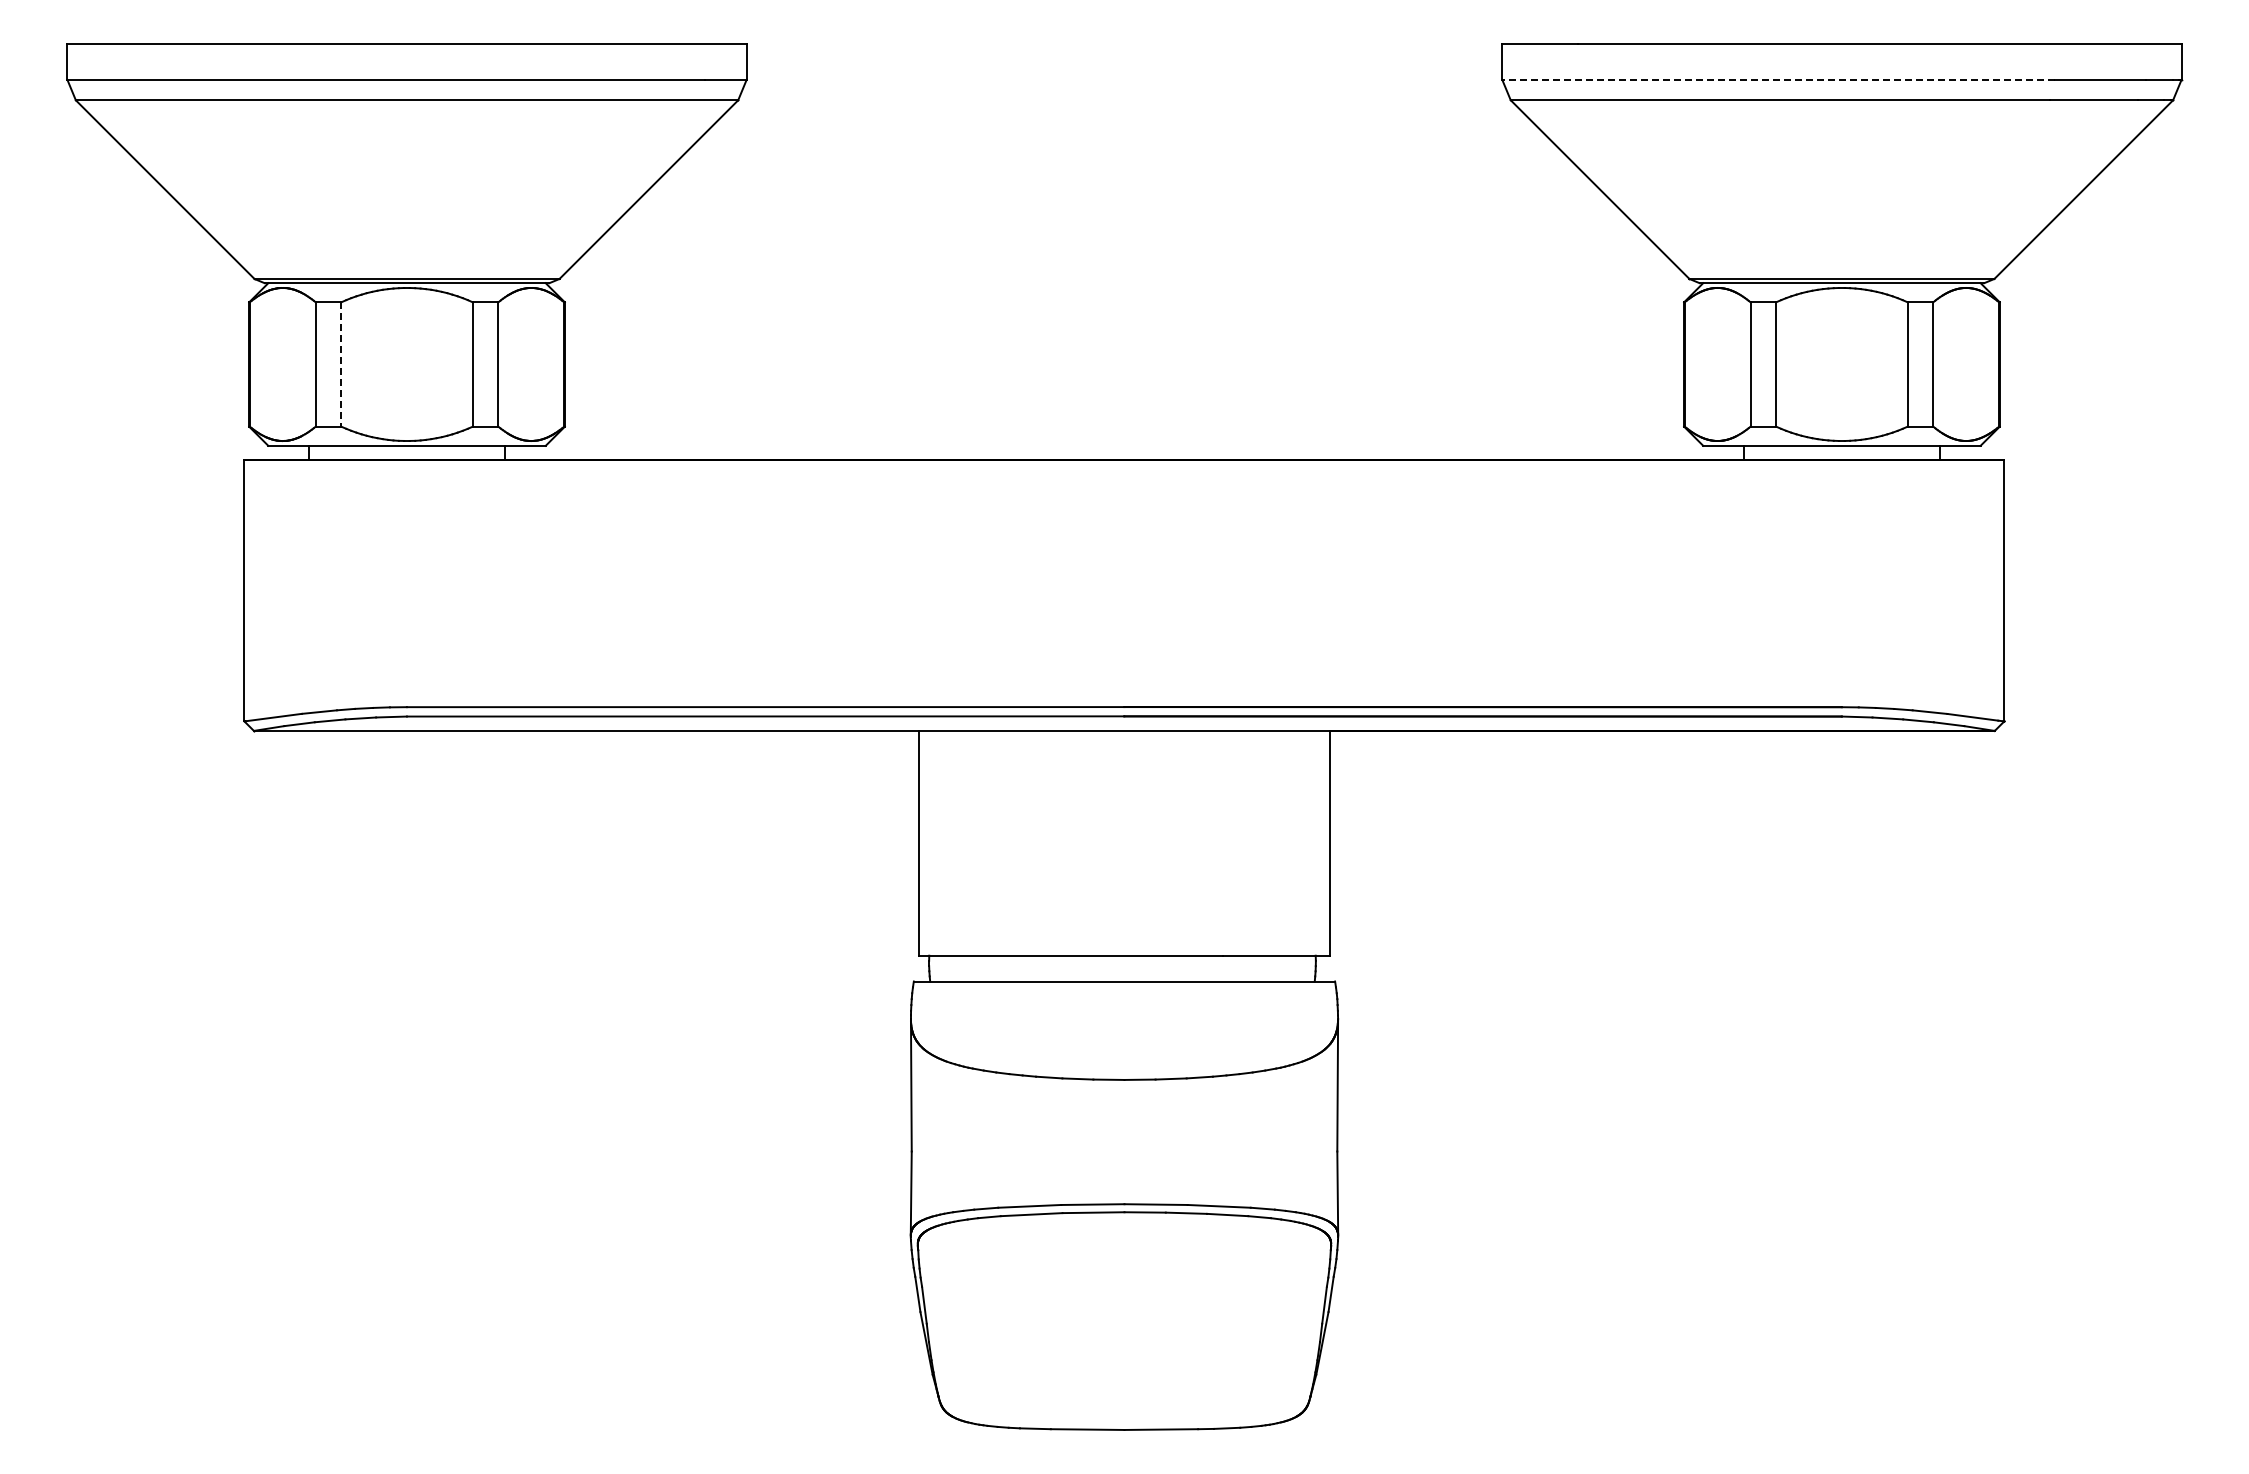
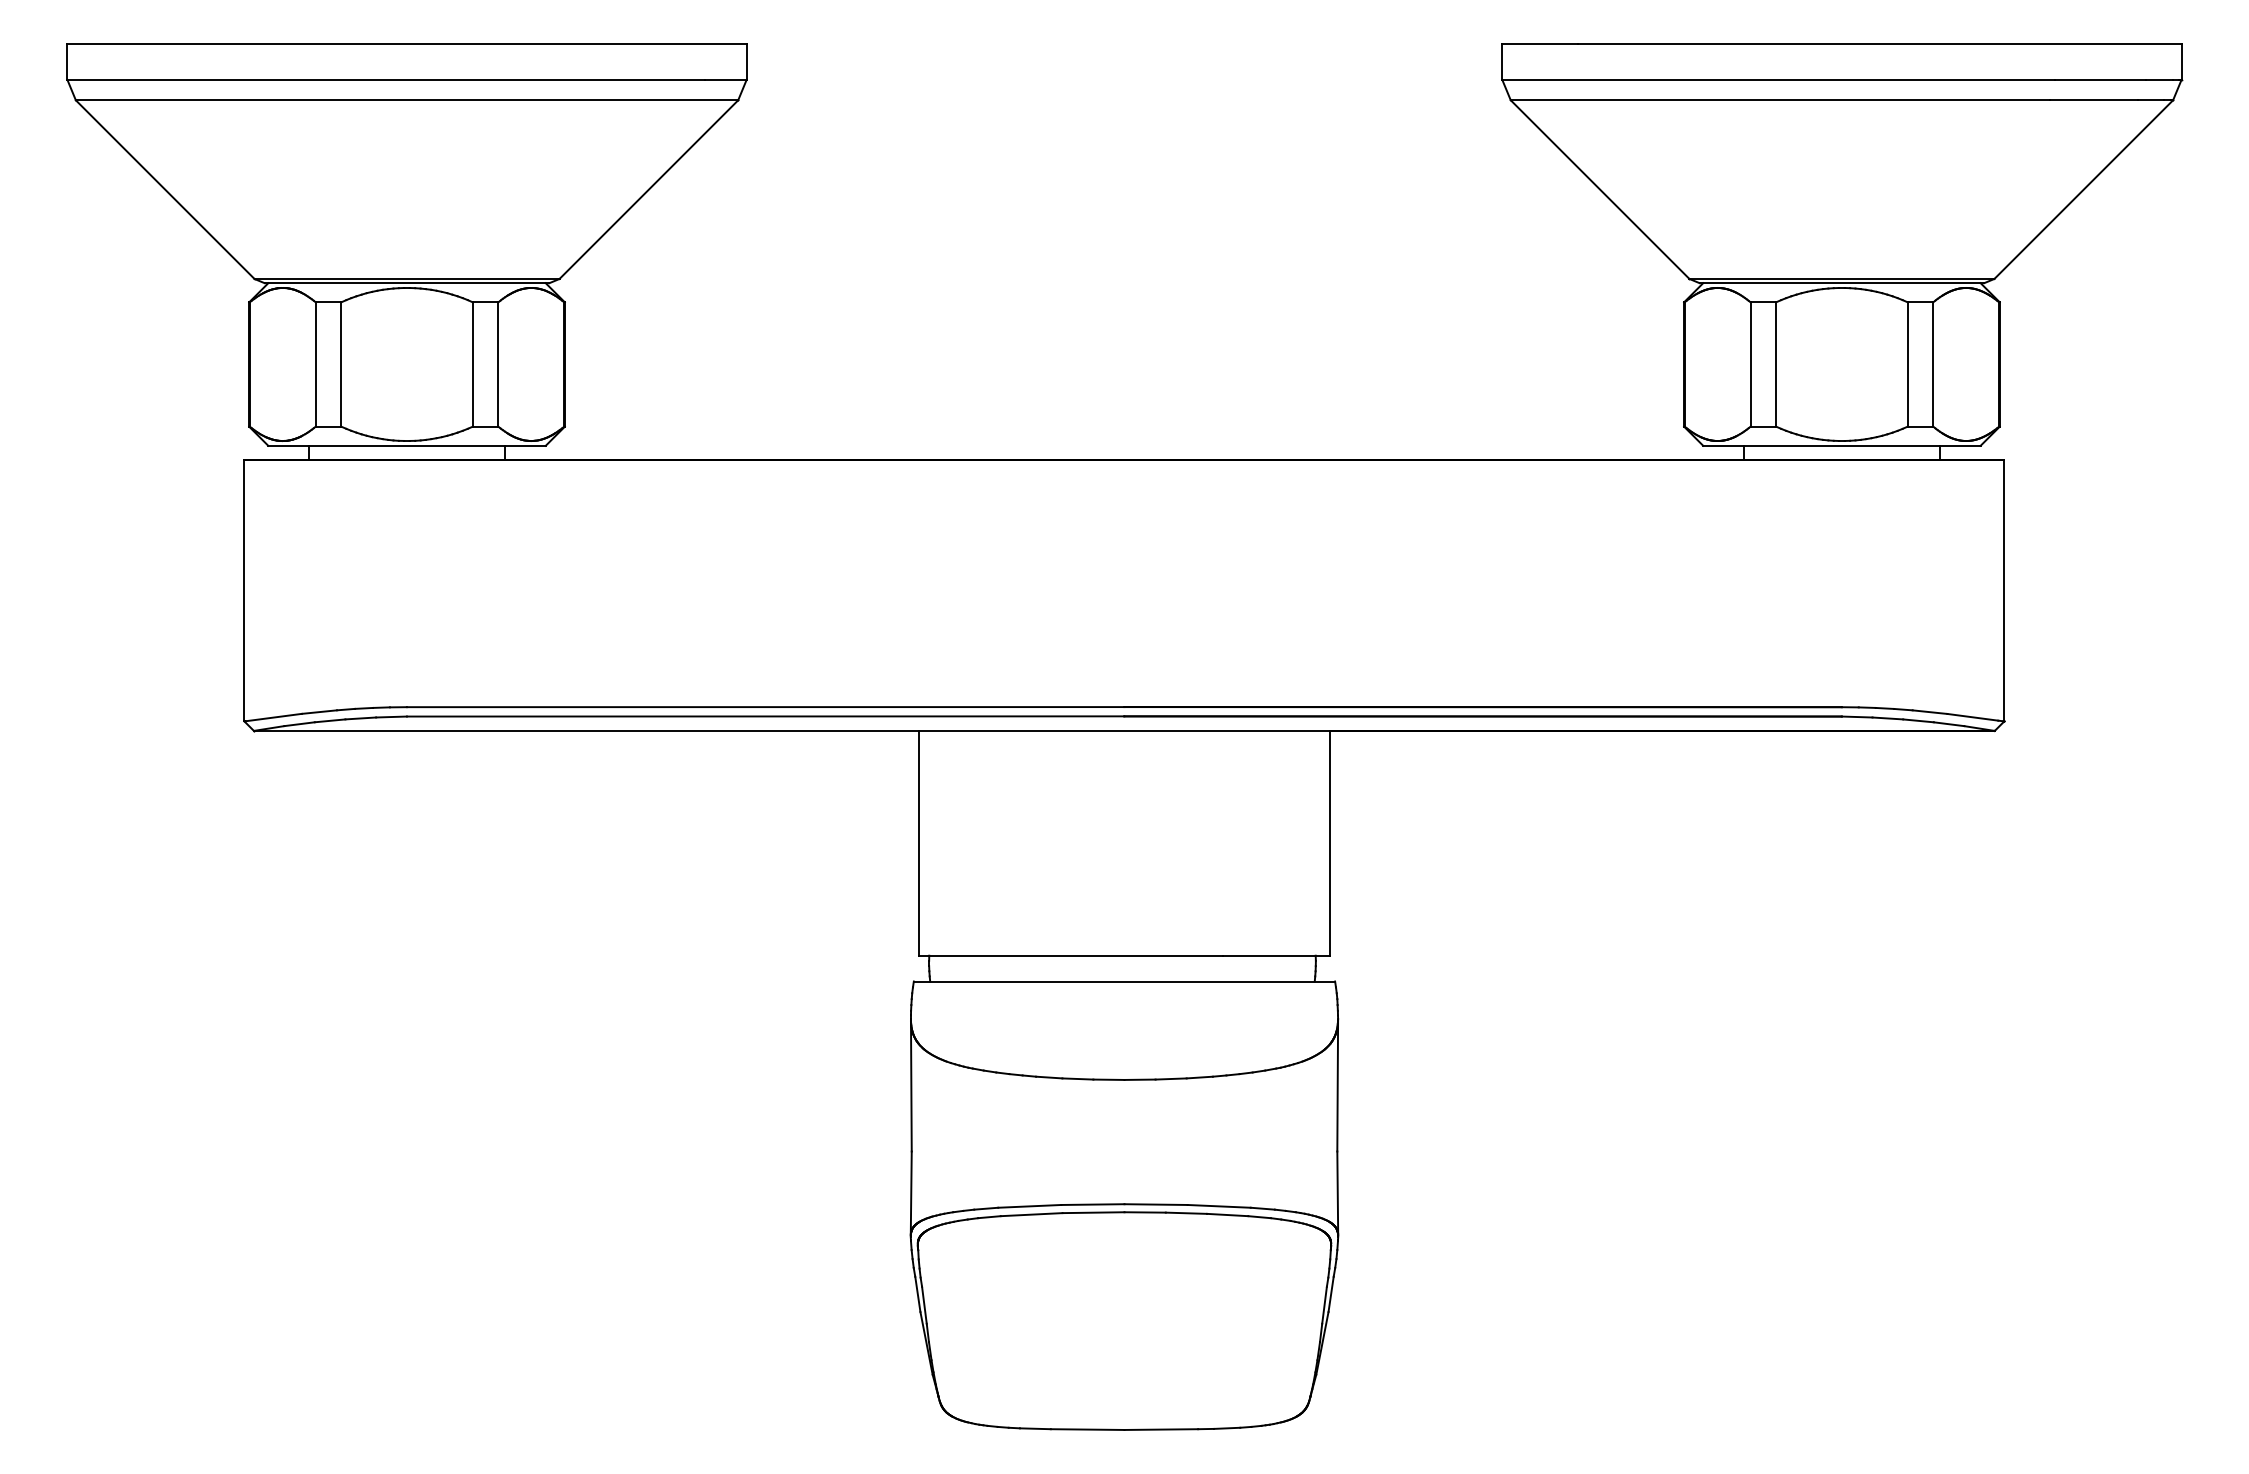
line: dashed -> solid (1778, 79)
line: dashed -> solid (341, 365)
